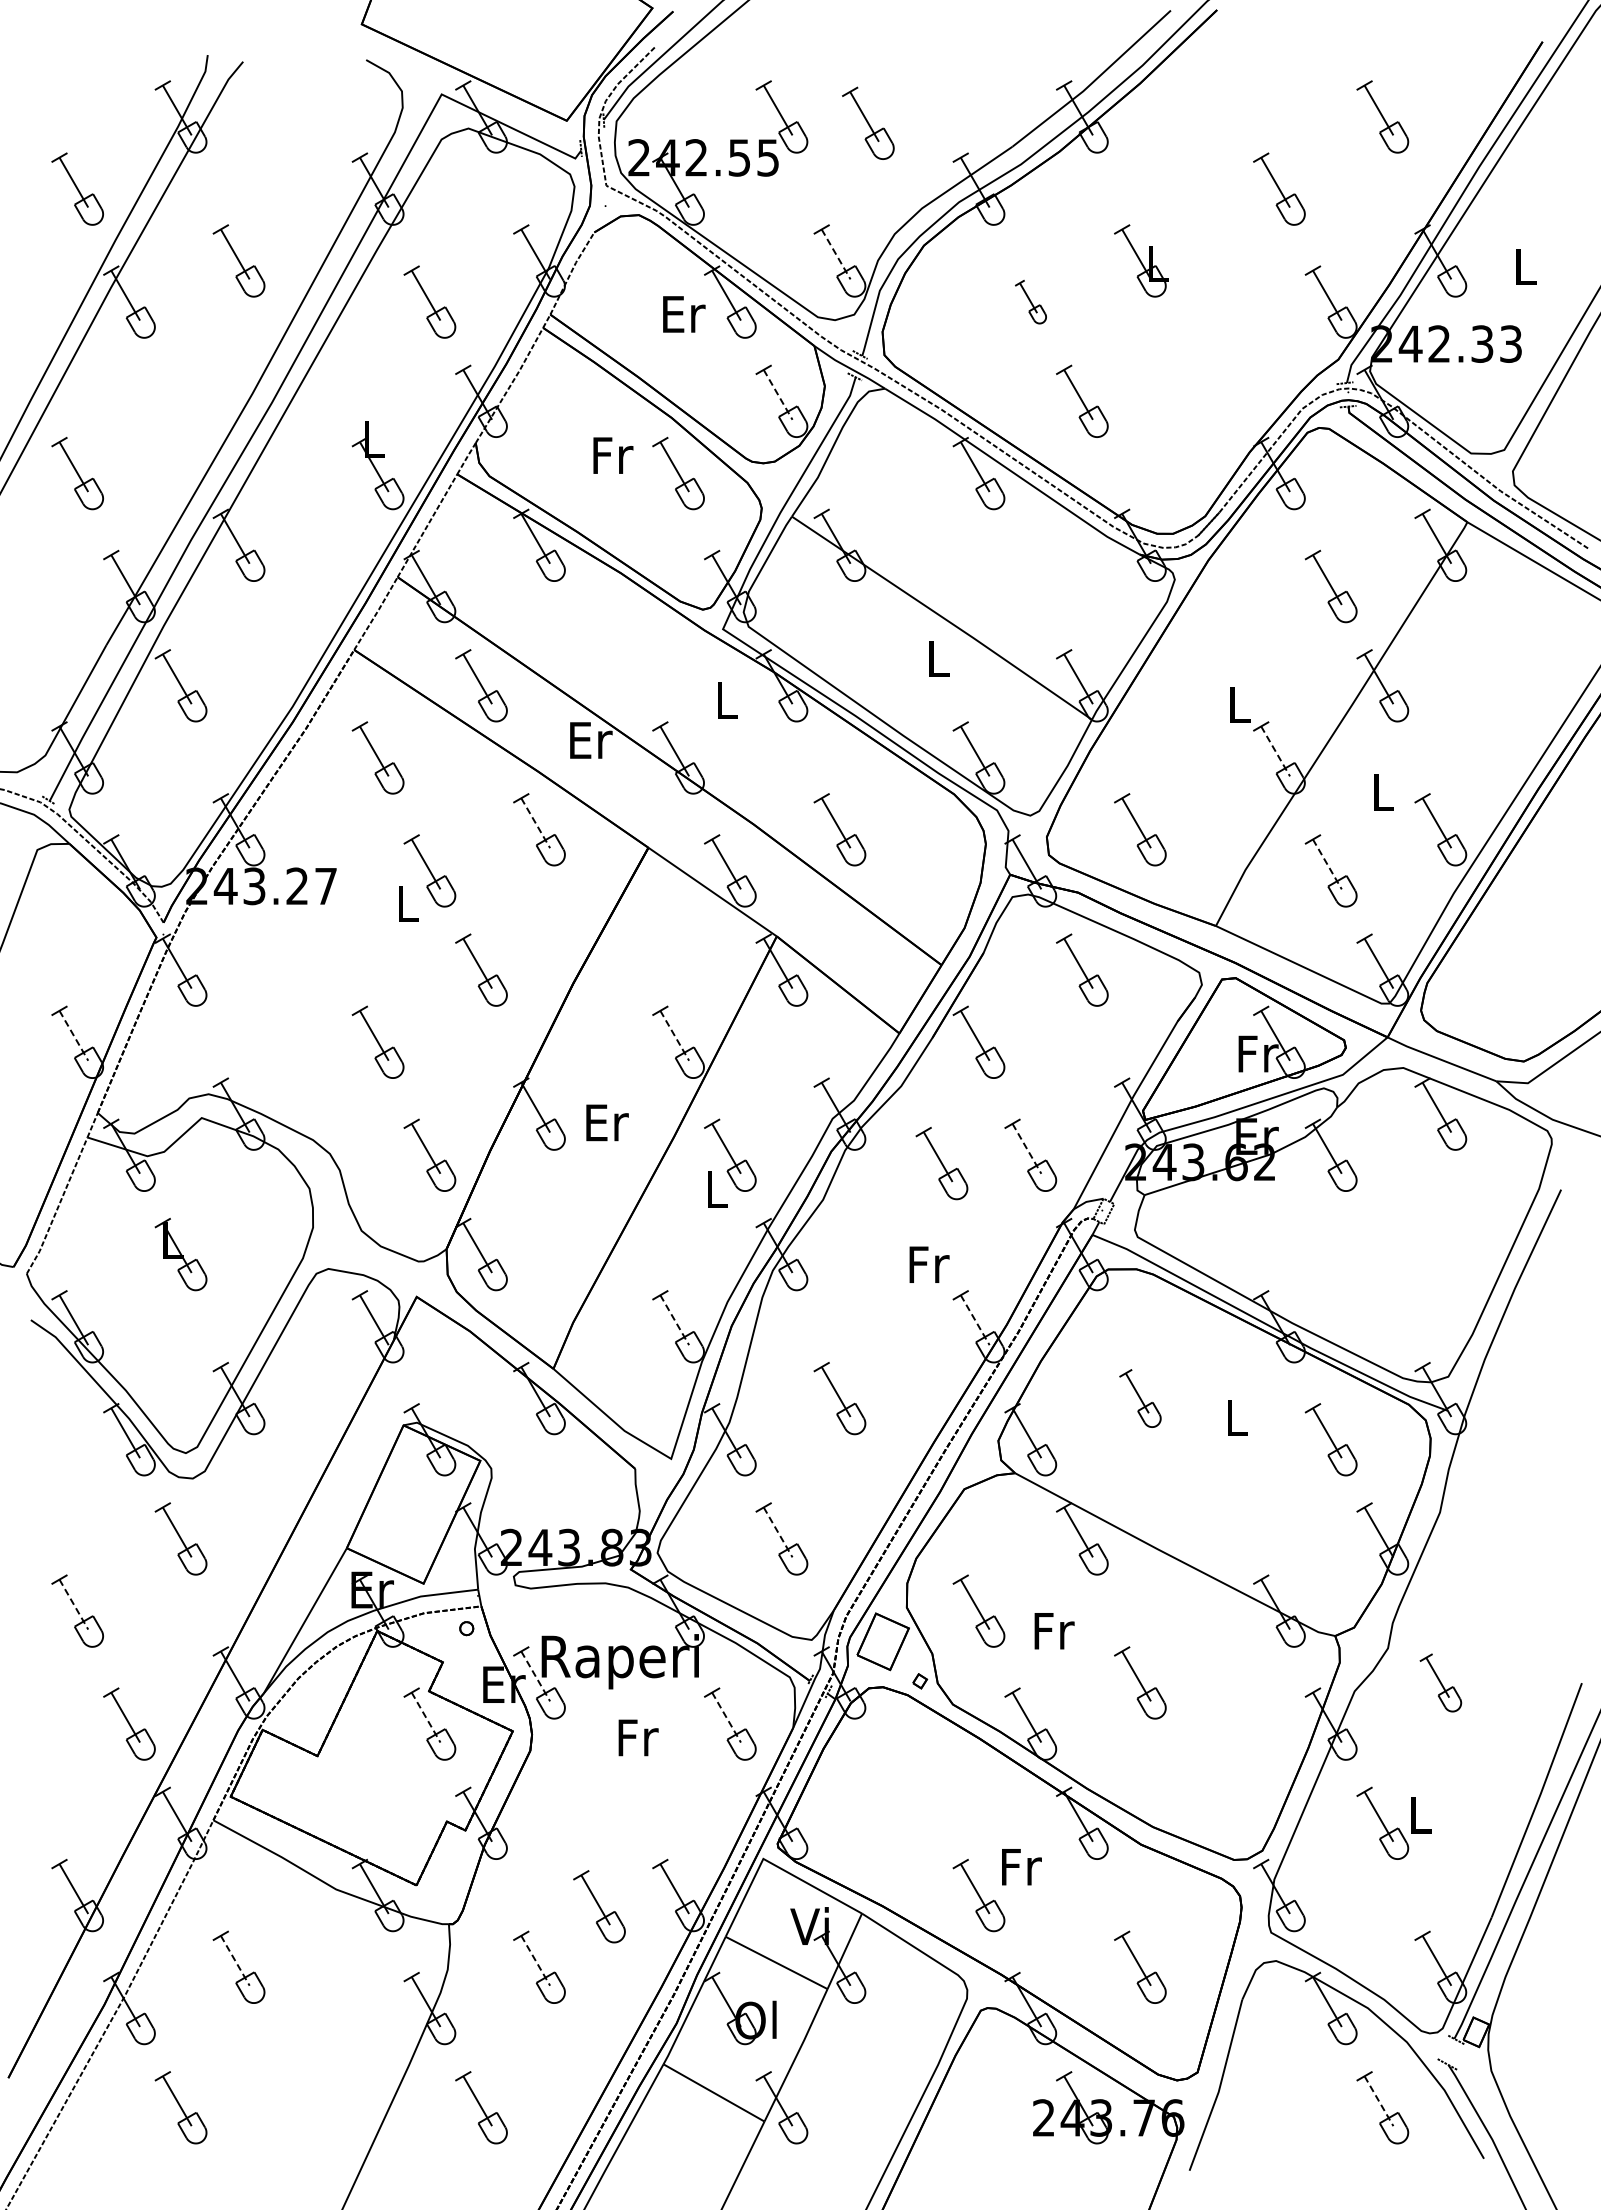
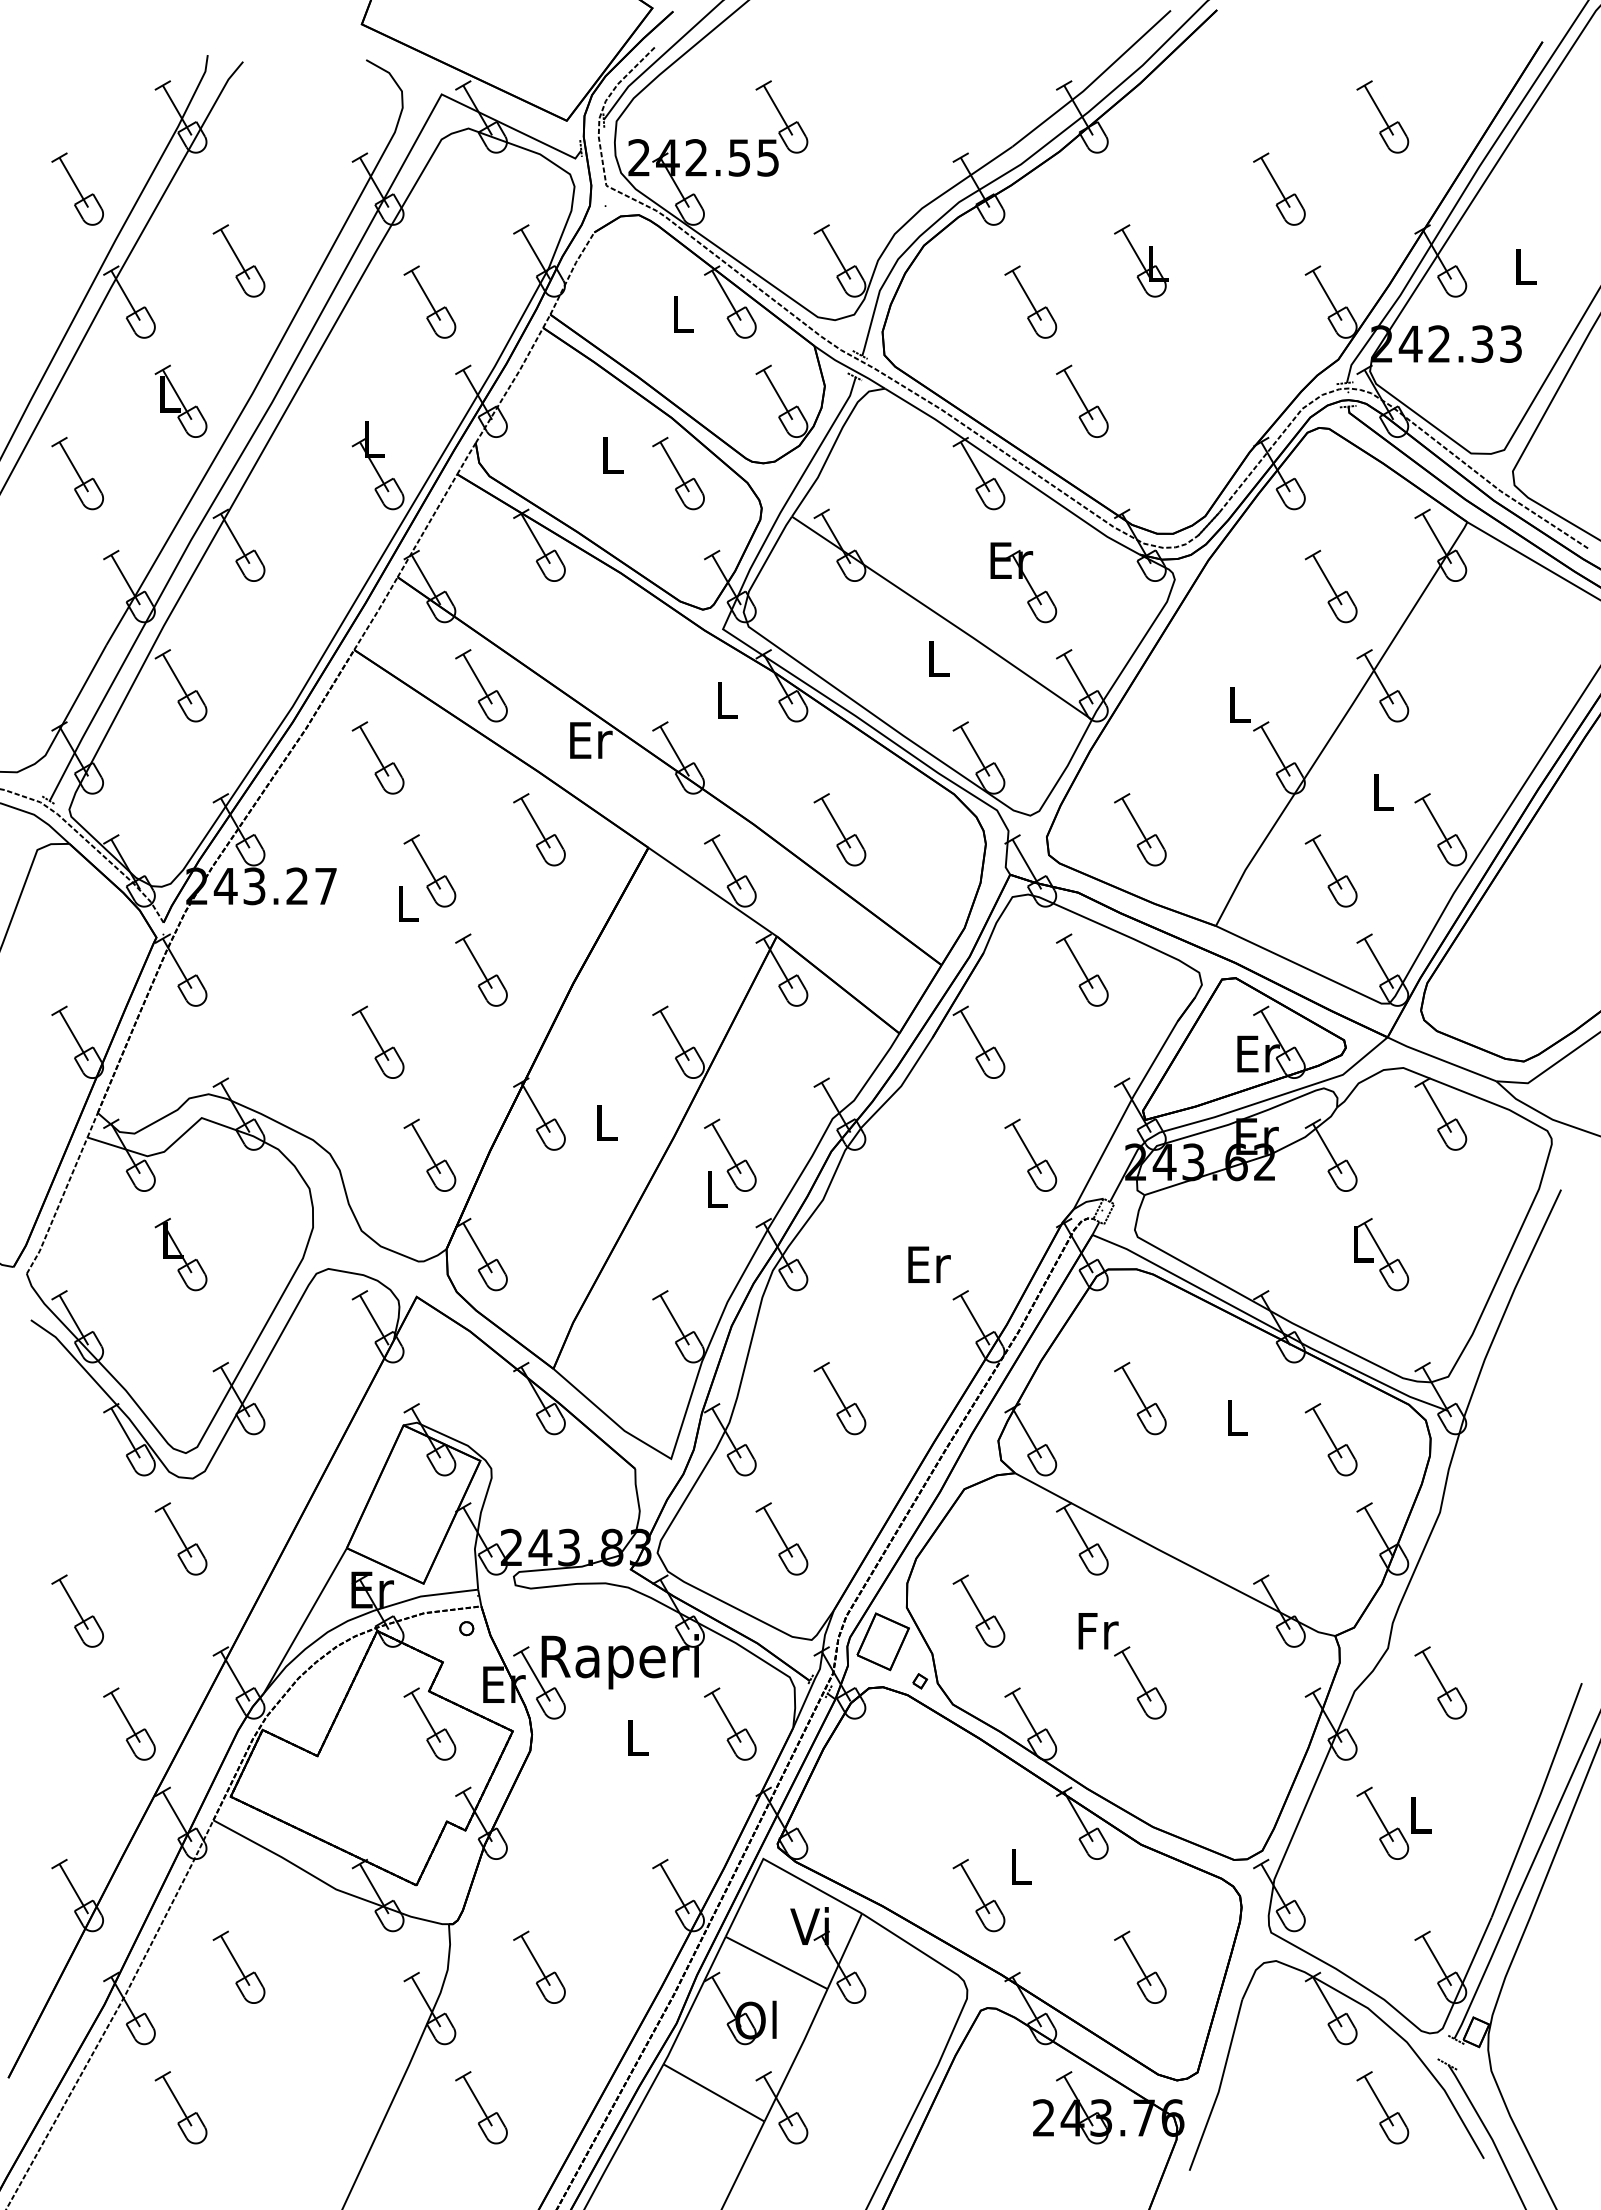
part: present -> none (868, 122)
line: dashed -> solid (836, 254)
part size: 32x46 px -> 54x74 px (1030, 301)
text: Er -> L (684, 314)
line: dashed -> solid (778, 394)
part: none -> present (180, 400)
text: Fr -> L (613, 455)
part: none -> present (1023, 582)
line: dashed -> solid (1275, 751)
line: dashed -> solid (535, 823)
line: dashed -> solid (1327, 864)
line: dashed -> solid (73, 1035)
line: dashed -> solid (674, 1035)
text: Fr -> Er (1258, 1053)
text: Er -> L (607, 1122)
line: dashed -> solid (1026, 1148)
part: present -> none (941, 1163)
part: none -> present (1381, 1254)
text: Fr -> Er (929, 1264)
line: dashed -> solid (674, 1320)
line: dashed -> solid (975, 1320)
part size: 43x59 px -> 53x75 px (1140, 1398)
line: dashed -> solid (778, 1532)
line: dashed -> solid (73, 1604)
text position: (1054, 1631) -> (1098, 1631) (1098, 1631)
line: dashed -> solid (535, 1676)
part size: 44x60 px -> 54x74 px (1440, 1682)
line: dashed -> solid (426, 1717)
line: dashed -> solid (726, 1717)
text: Fr -> L (638, 1737)
text: Fr -> L (1021, 1867)
part: present -> none (599, 1906)
line: dashed -> solid (235, 1960)
line: dashed -> solid (535, 1960)
line: dashed -> solid (1379, 2101)
